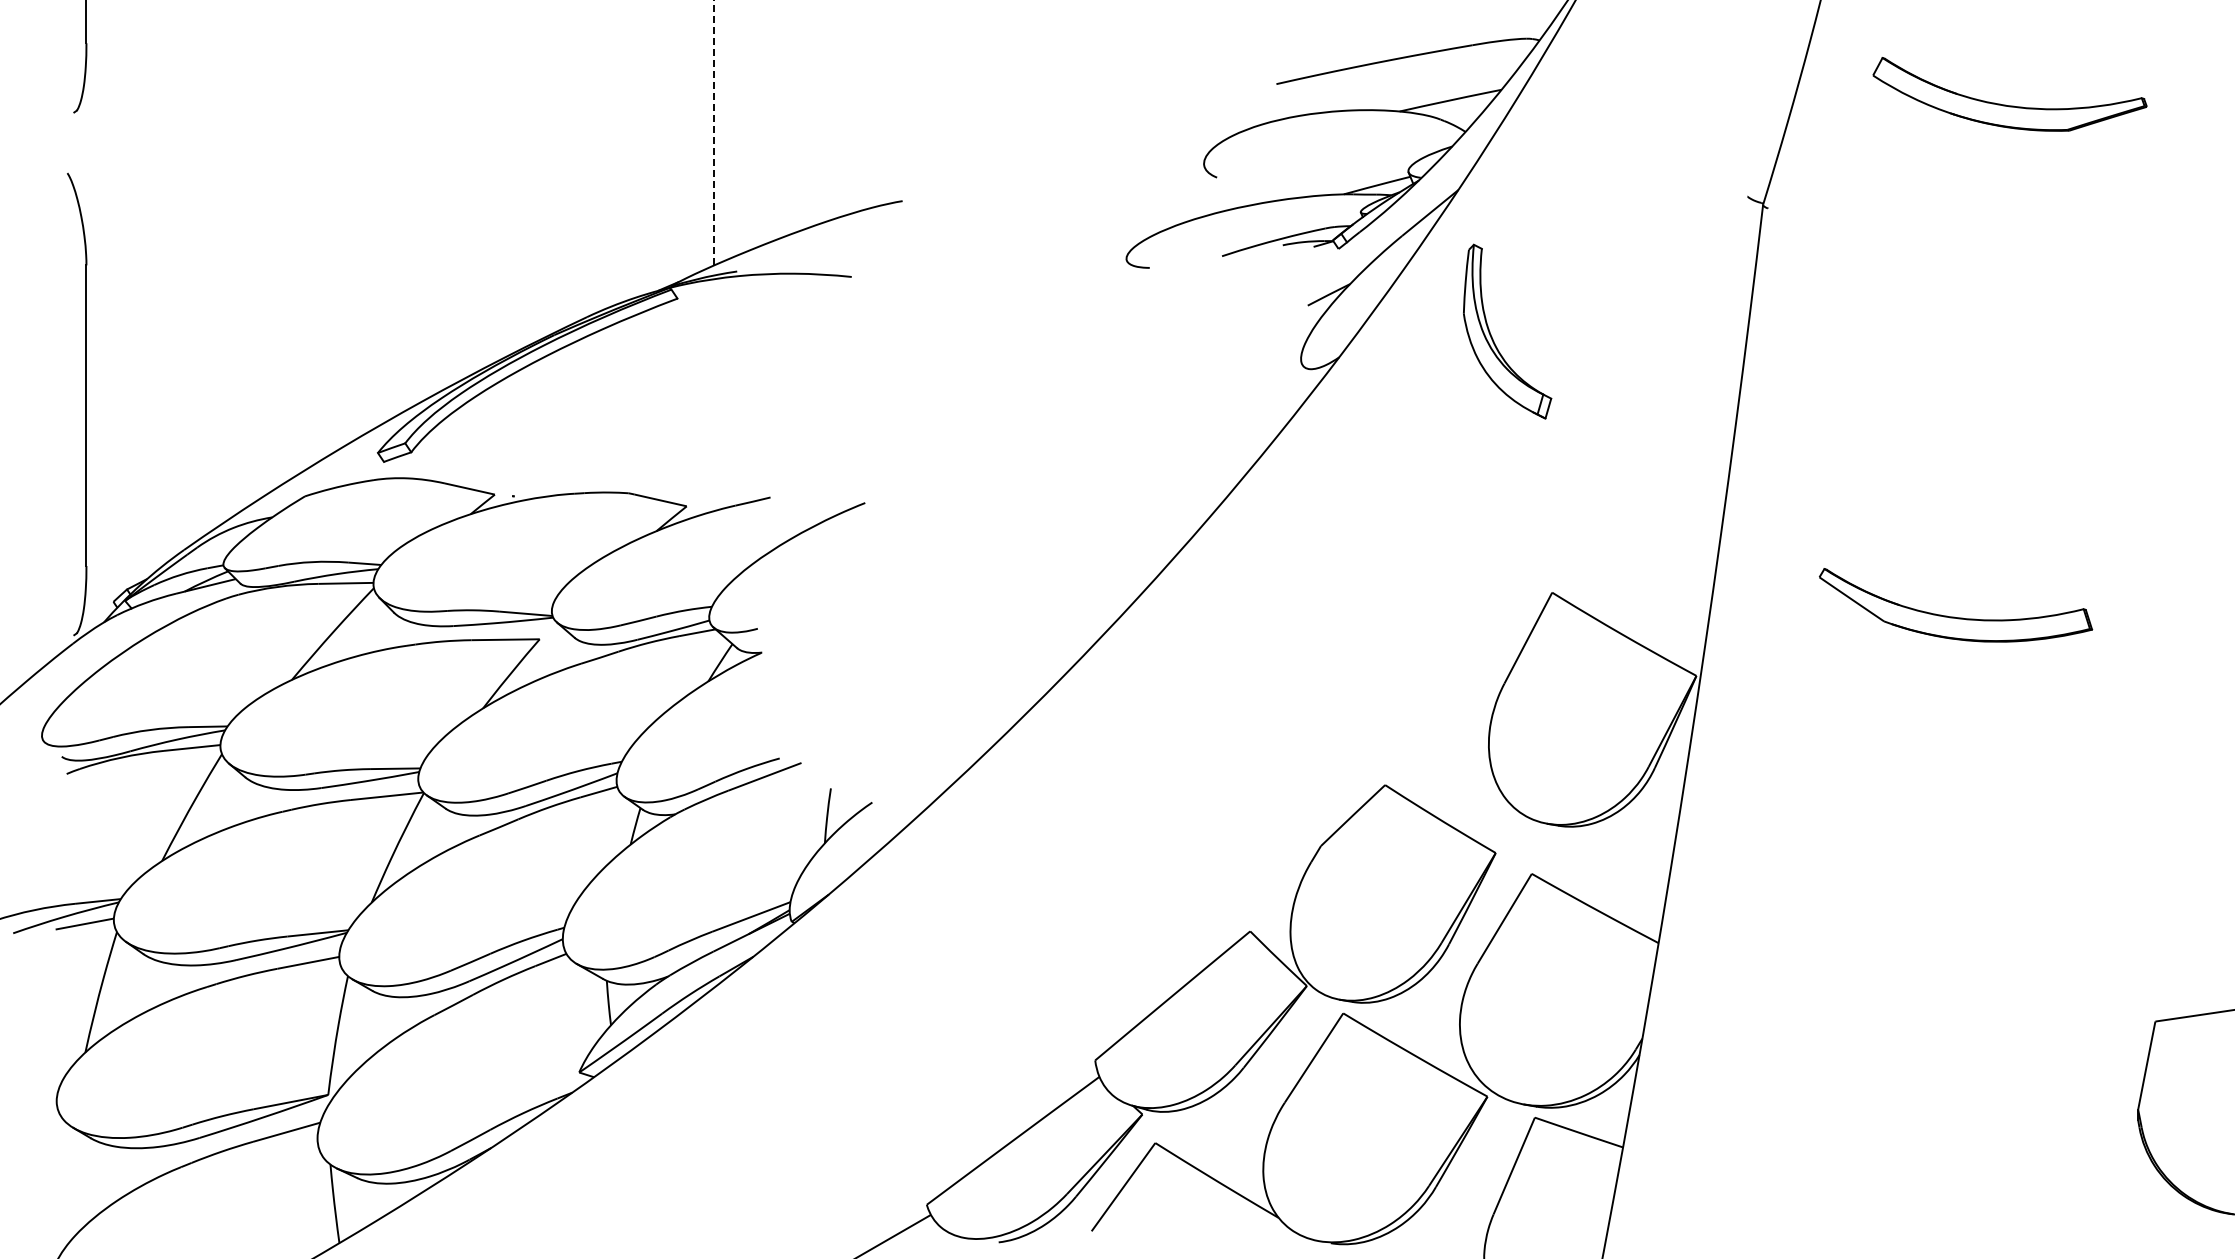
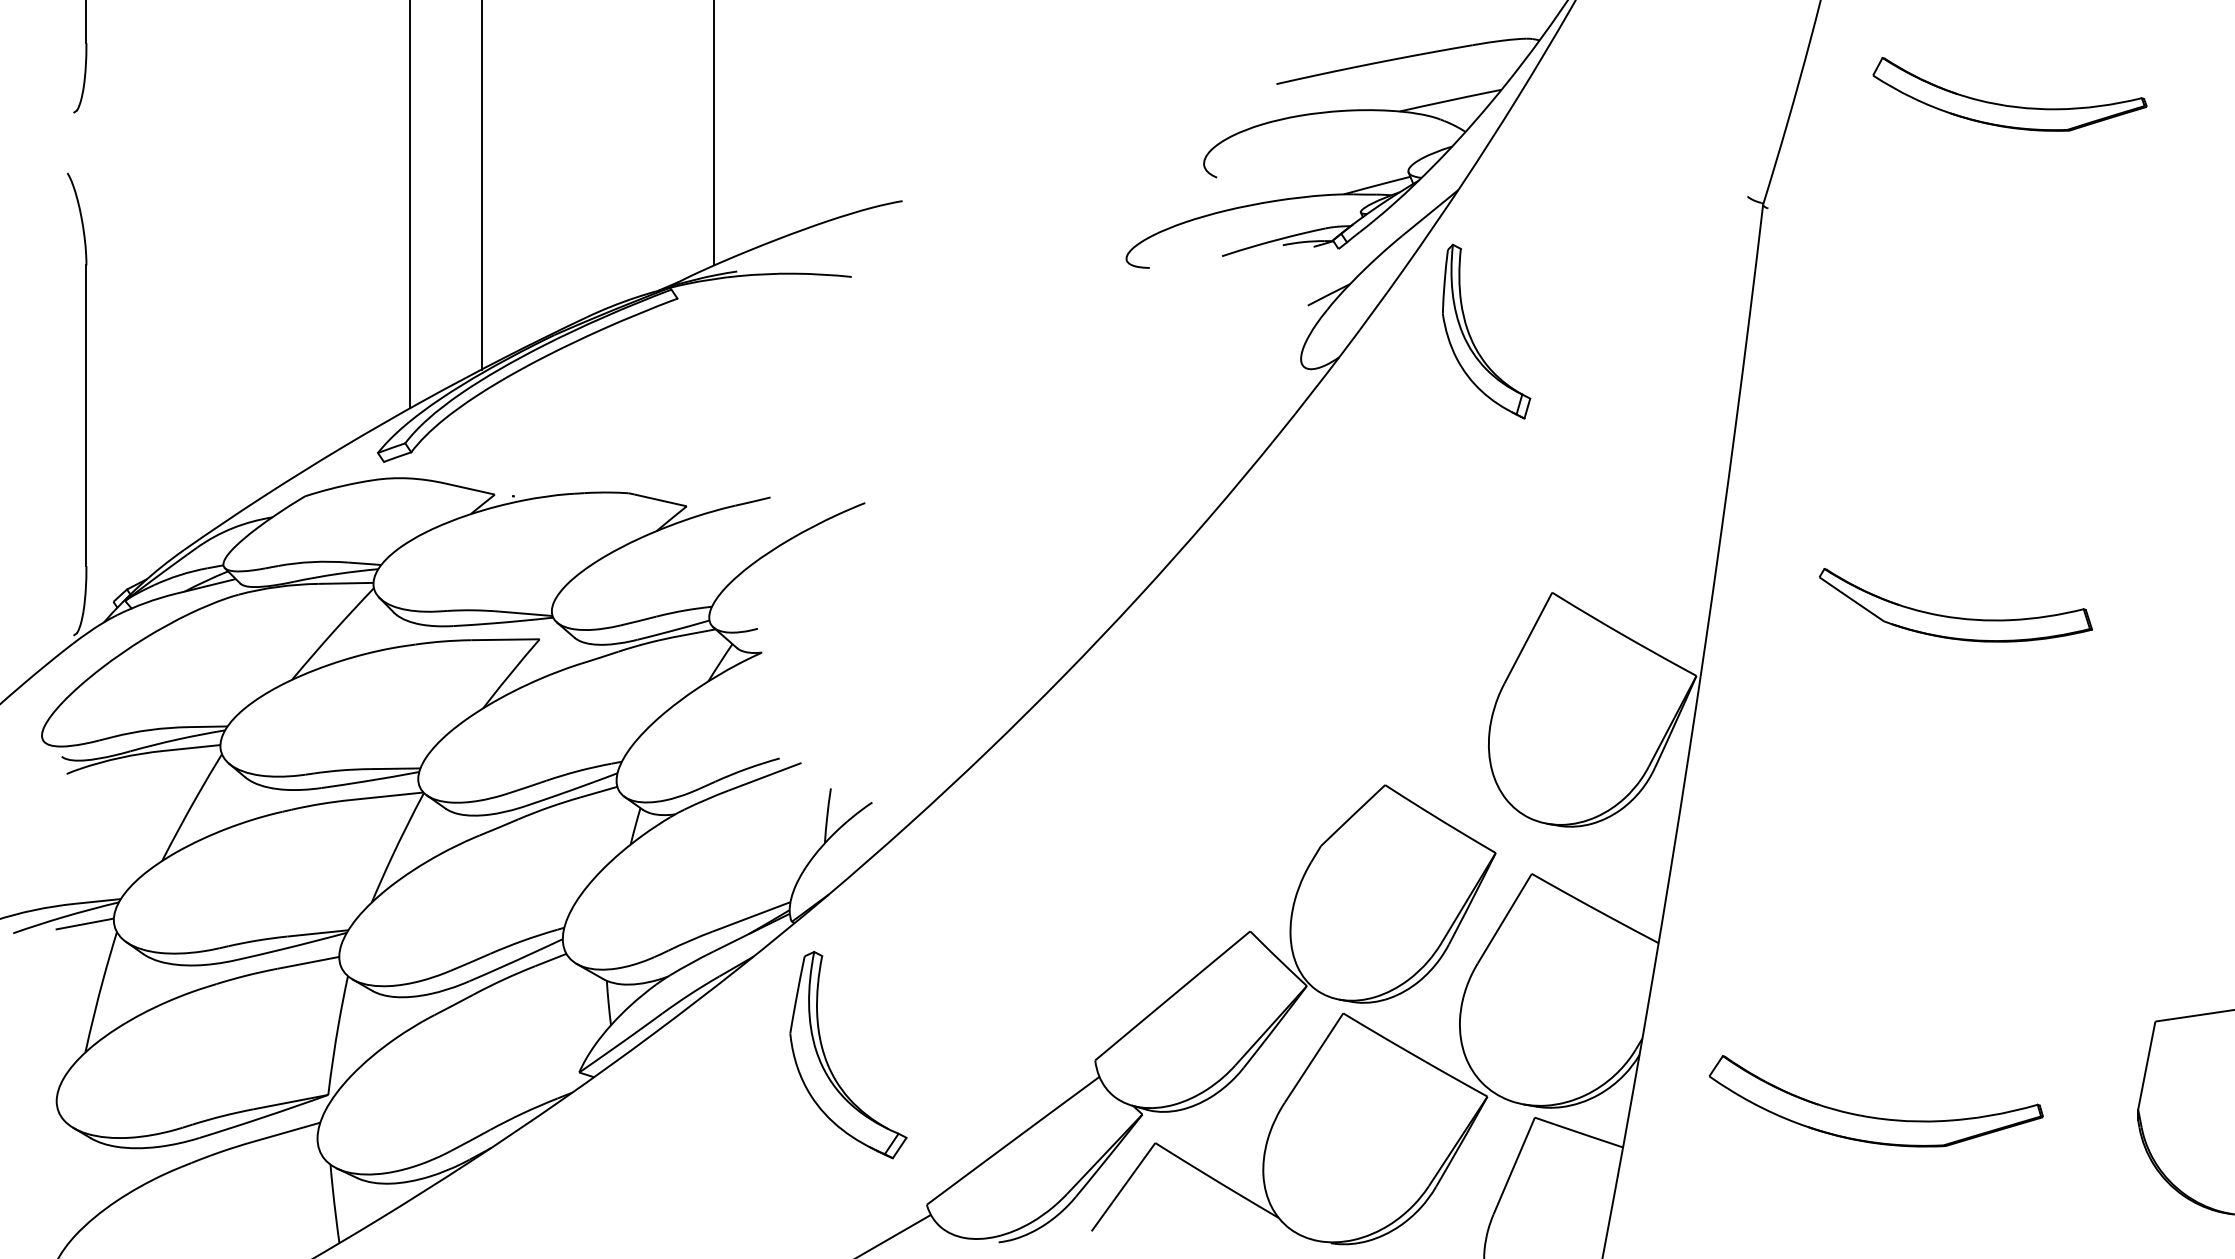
line: dashed -> solid (714, 132)
line: none -> present (481, 185)
line: none -> present (409, 205)
part position: (1492, 336) -> (1471, 336) (1471, 336)
part: none -> present (829, 1065)
part: none -> present (1873, 1116)
